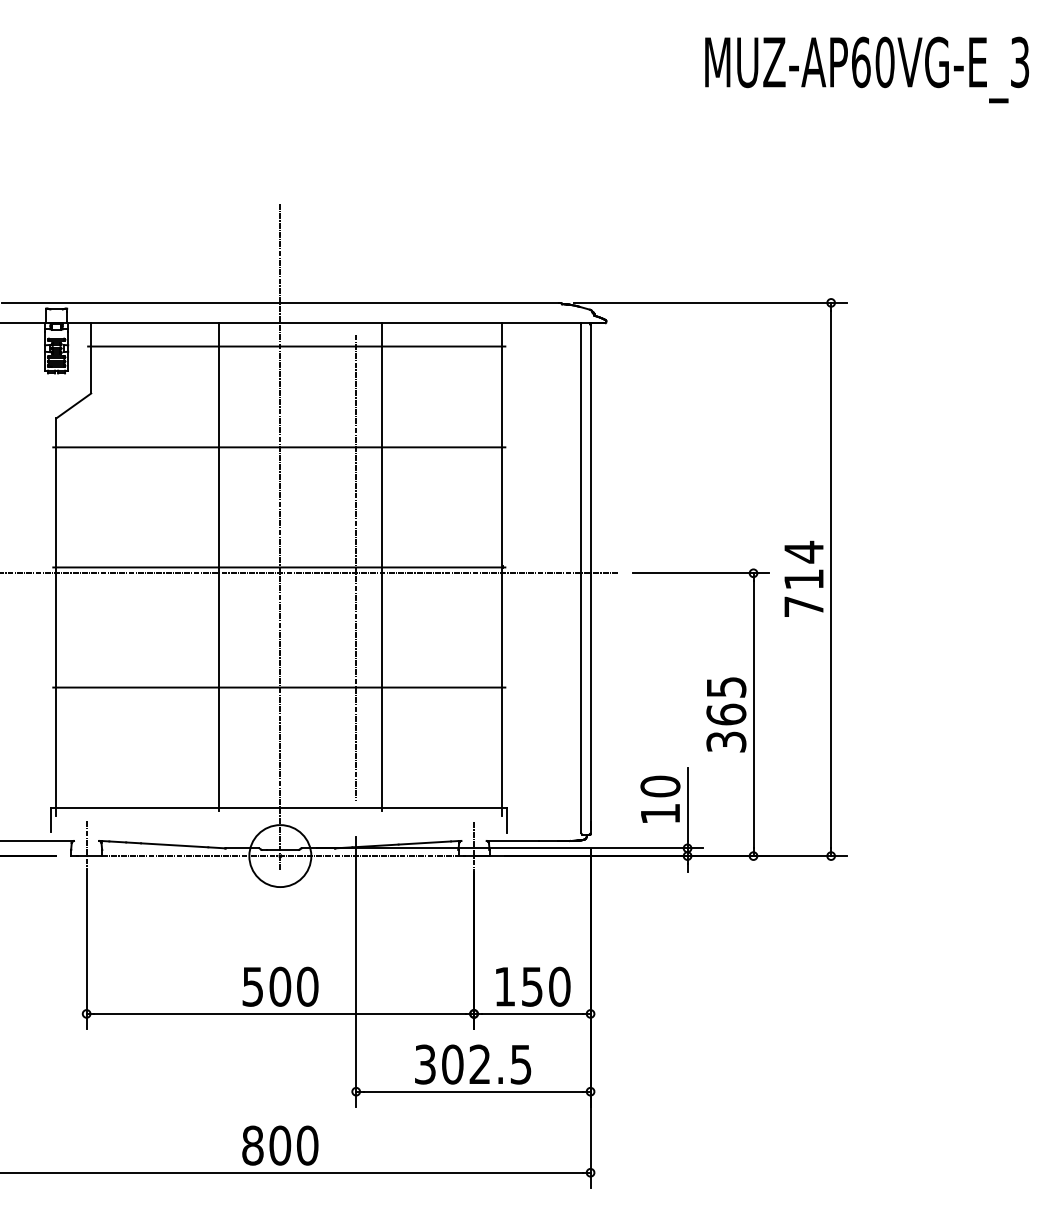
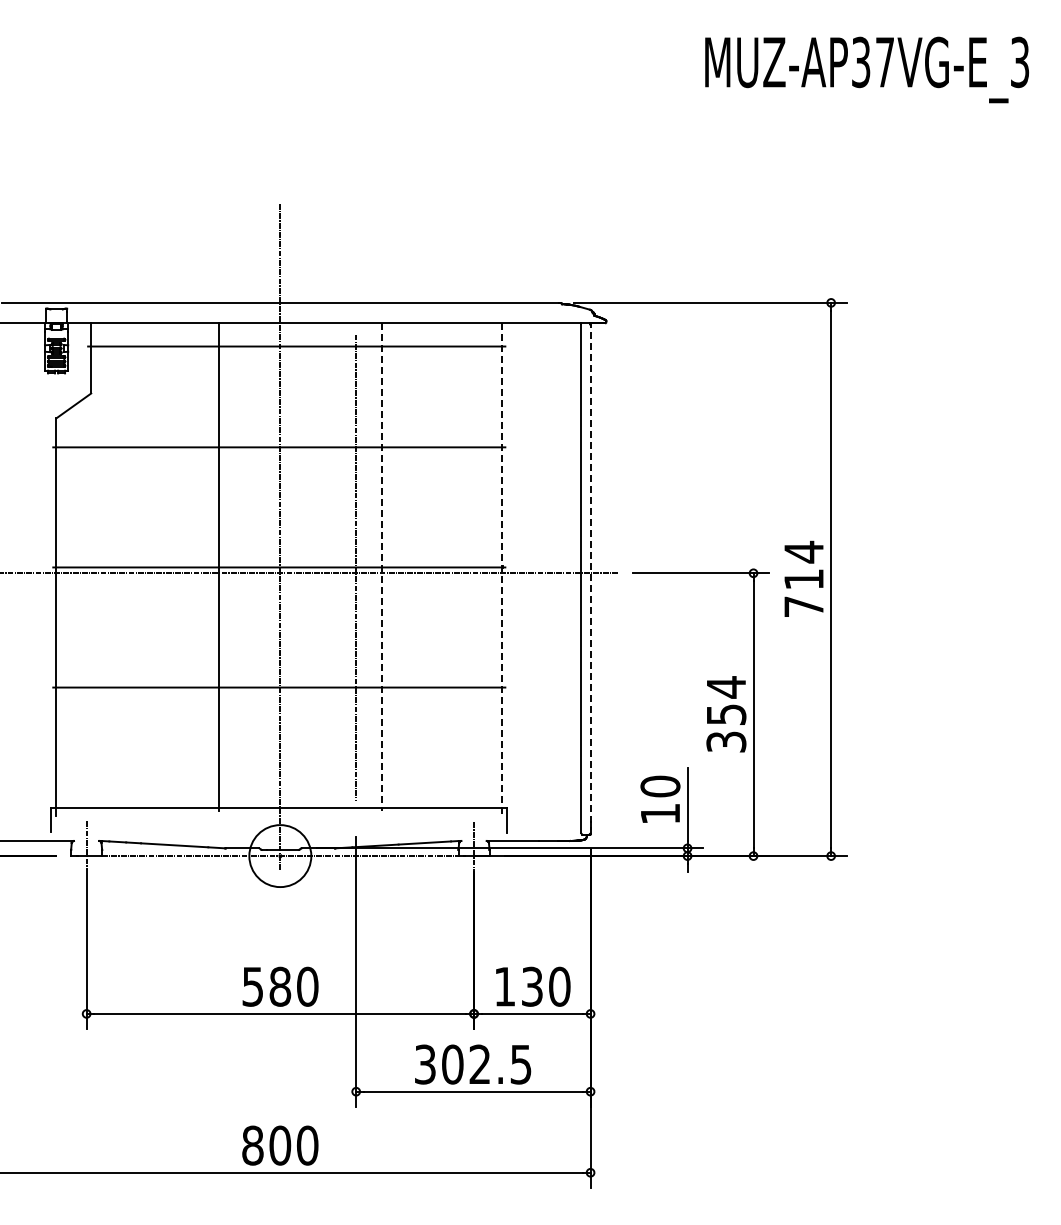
text: MUZ-AP60VG-E_3 -> MUZ-AP37VG-E_3 (873, 62)
line: solid -> dashed (381, 567)
line: solid -> dashed (502, 570)
line: solid -> dashed (590, 579)
text: 365 -> 354 (726, 700)
text: 500 -> 580 (280, 986)
text: 150 -> 130 (532, 986)
